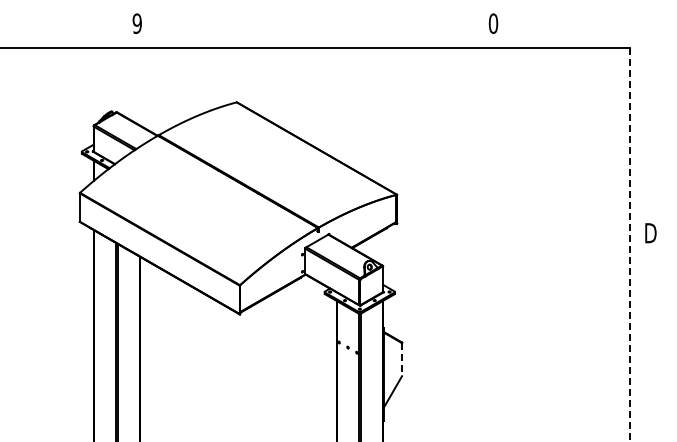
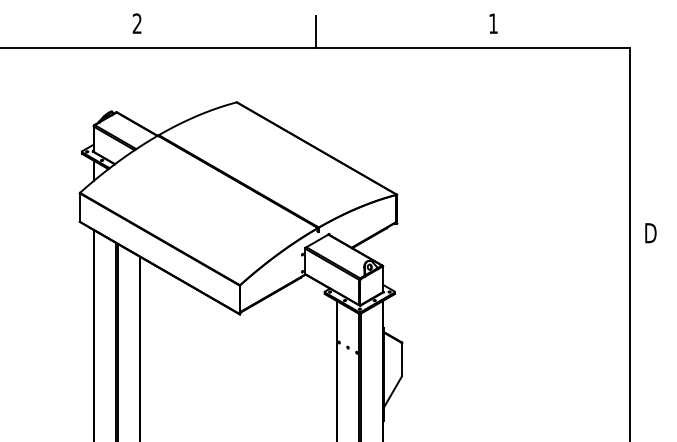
text: 9 -> 2 (136, 23)
text: 0 -> 1 (493, 23)
line: none -> present (315, 31)
line: dashed -> solid (629, 244)
line: dashed -> solid (402, 360)
